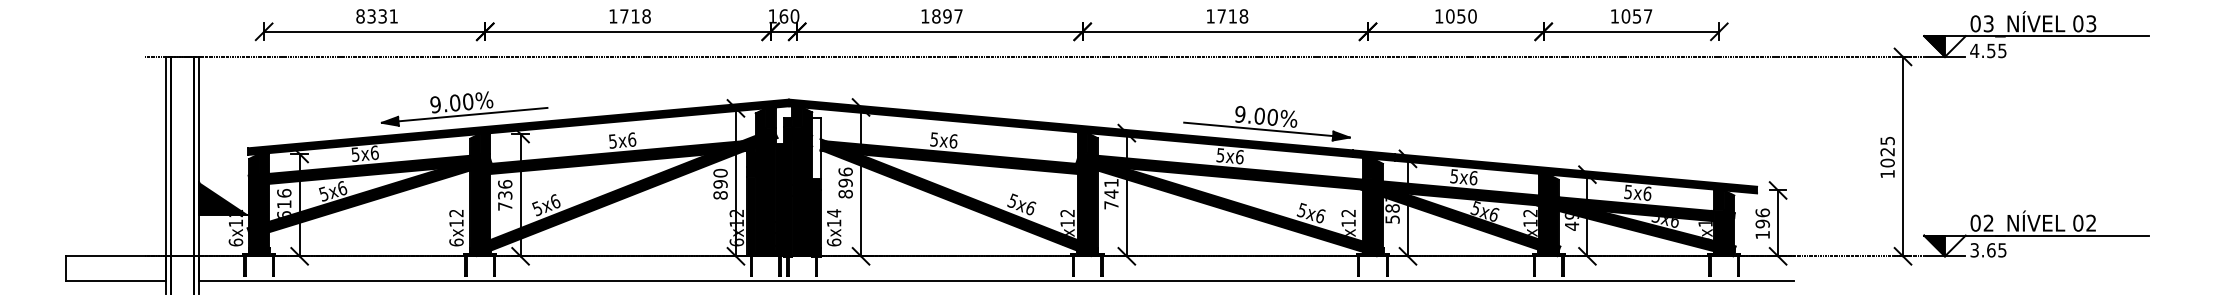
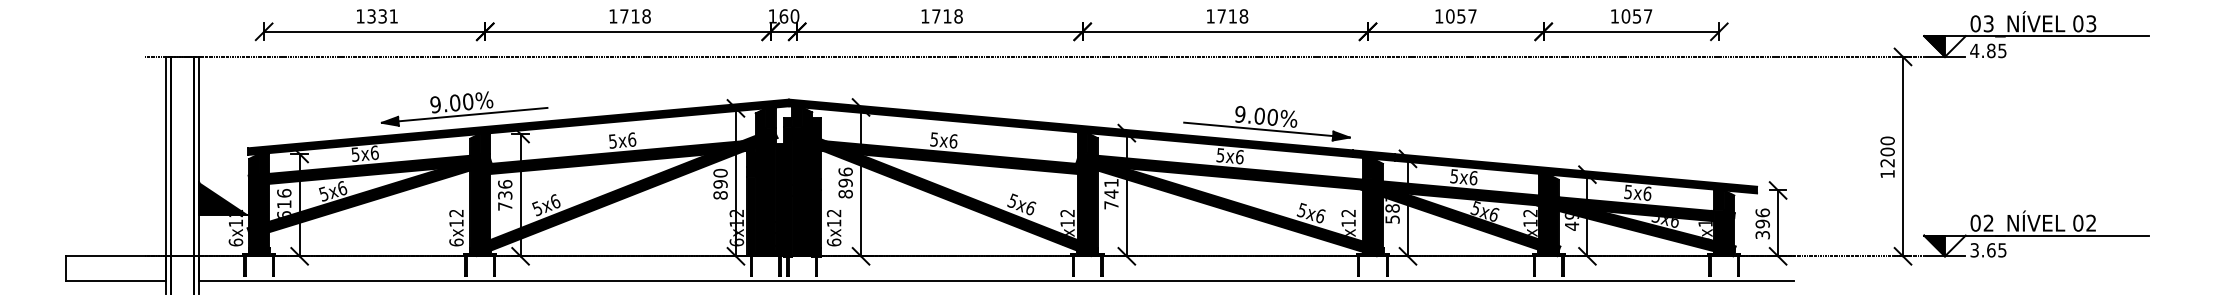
text: 8331 -> 1331 (360, 16)
text: 1897 -> 1718 (947, 16)
text: 1050 -> 1057 (1472, 16)
text: 4.55 -> 4.85 (1991, 50)
fill: none -> present (816, 148)
text: 1025 -> 1200 (1887, 151)
text: 6x14 -> 6x12 (833, 213)
text: 196 -> 396 (1762, 235)
